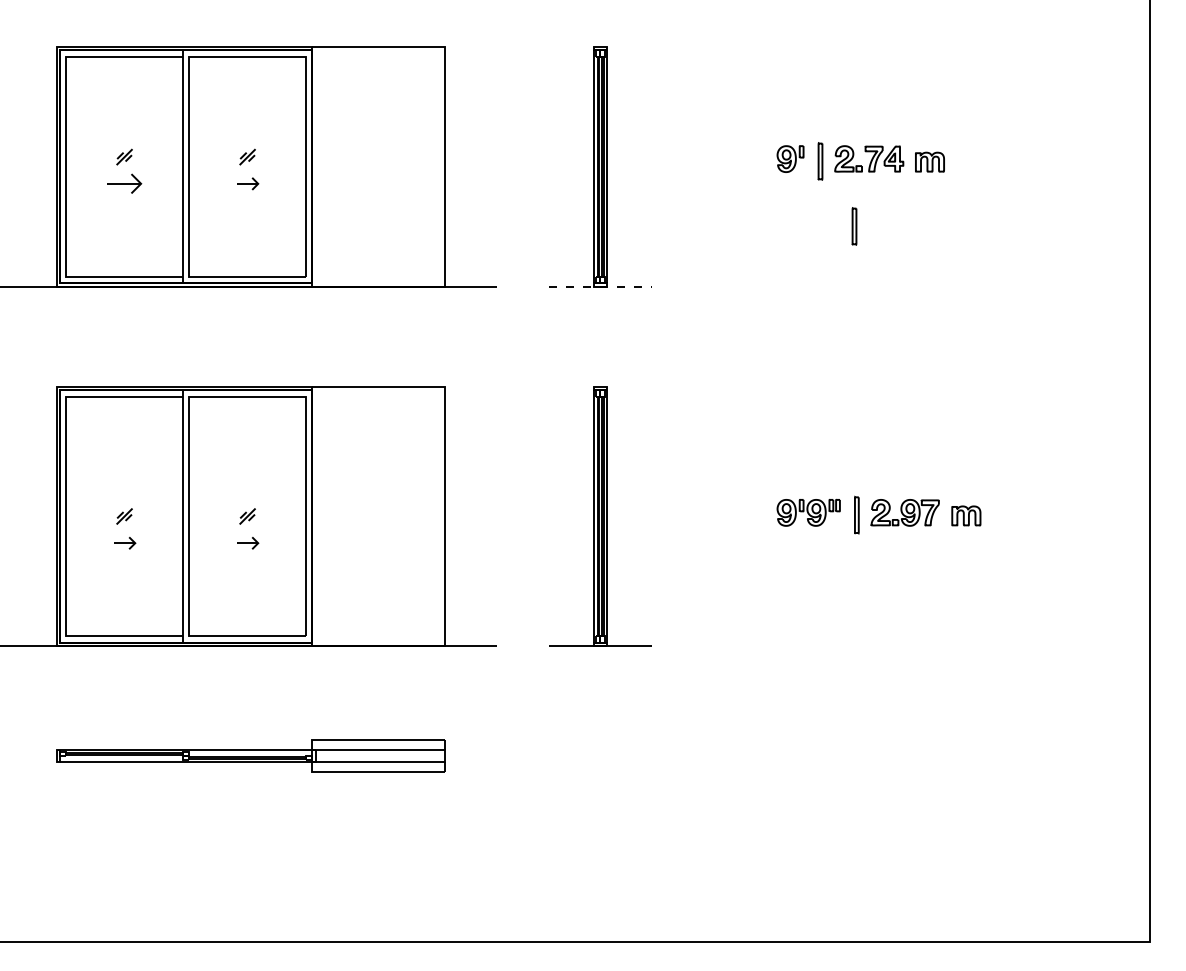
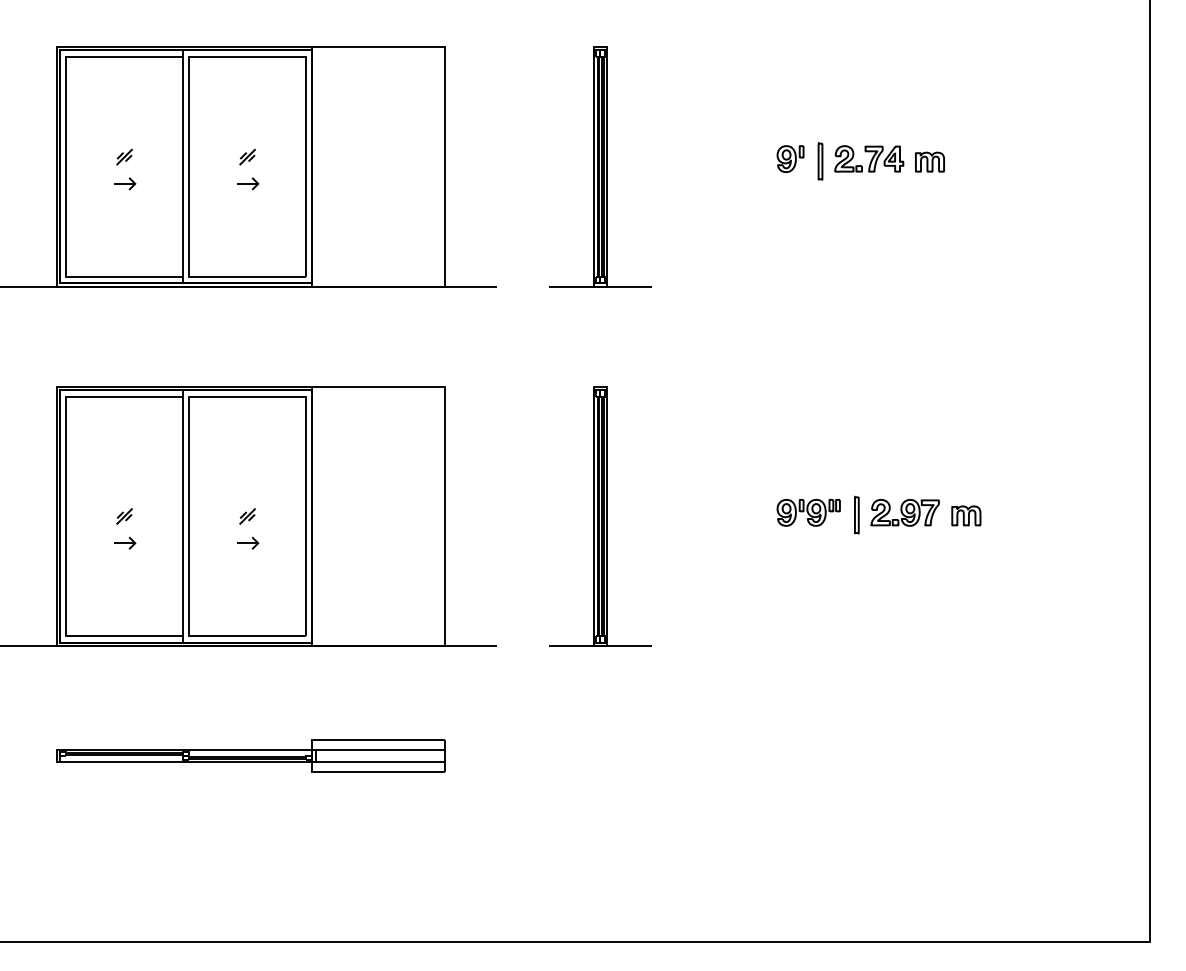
part size: 36x21 px -> 23x14 px (125, 183)
part: present -> none (854, 226)
line: dashed -> solid (600, 286)
